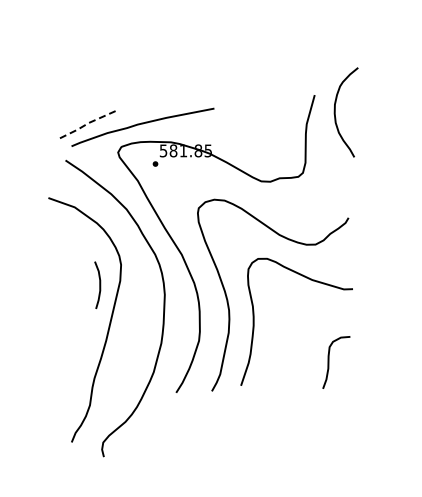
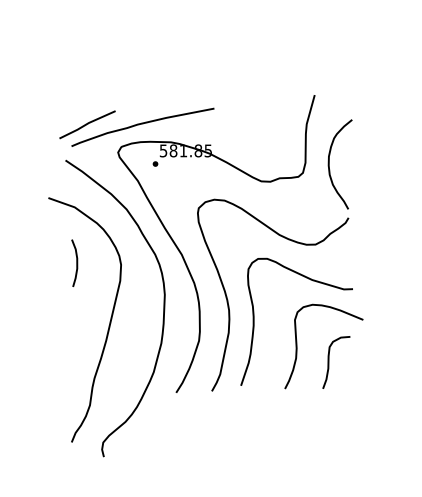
curve position: (335, 112) -> (329, 164) (329, 164)
line: dashed -> solid (86, 124)
curve position: (99, 284) -> (76, 262) (76, 262)
curve: none -> present (297, 346)
